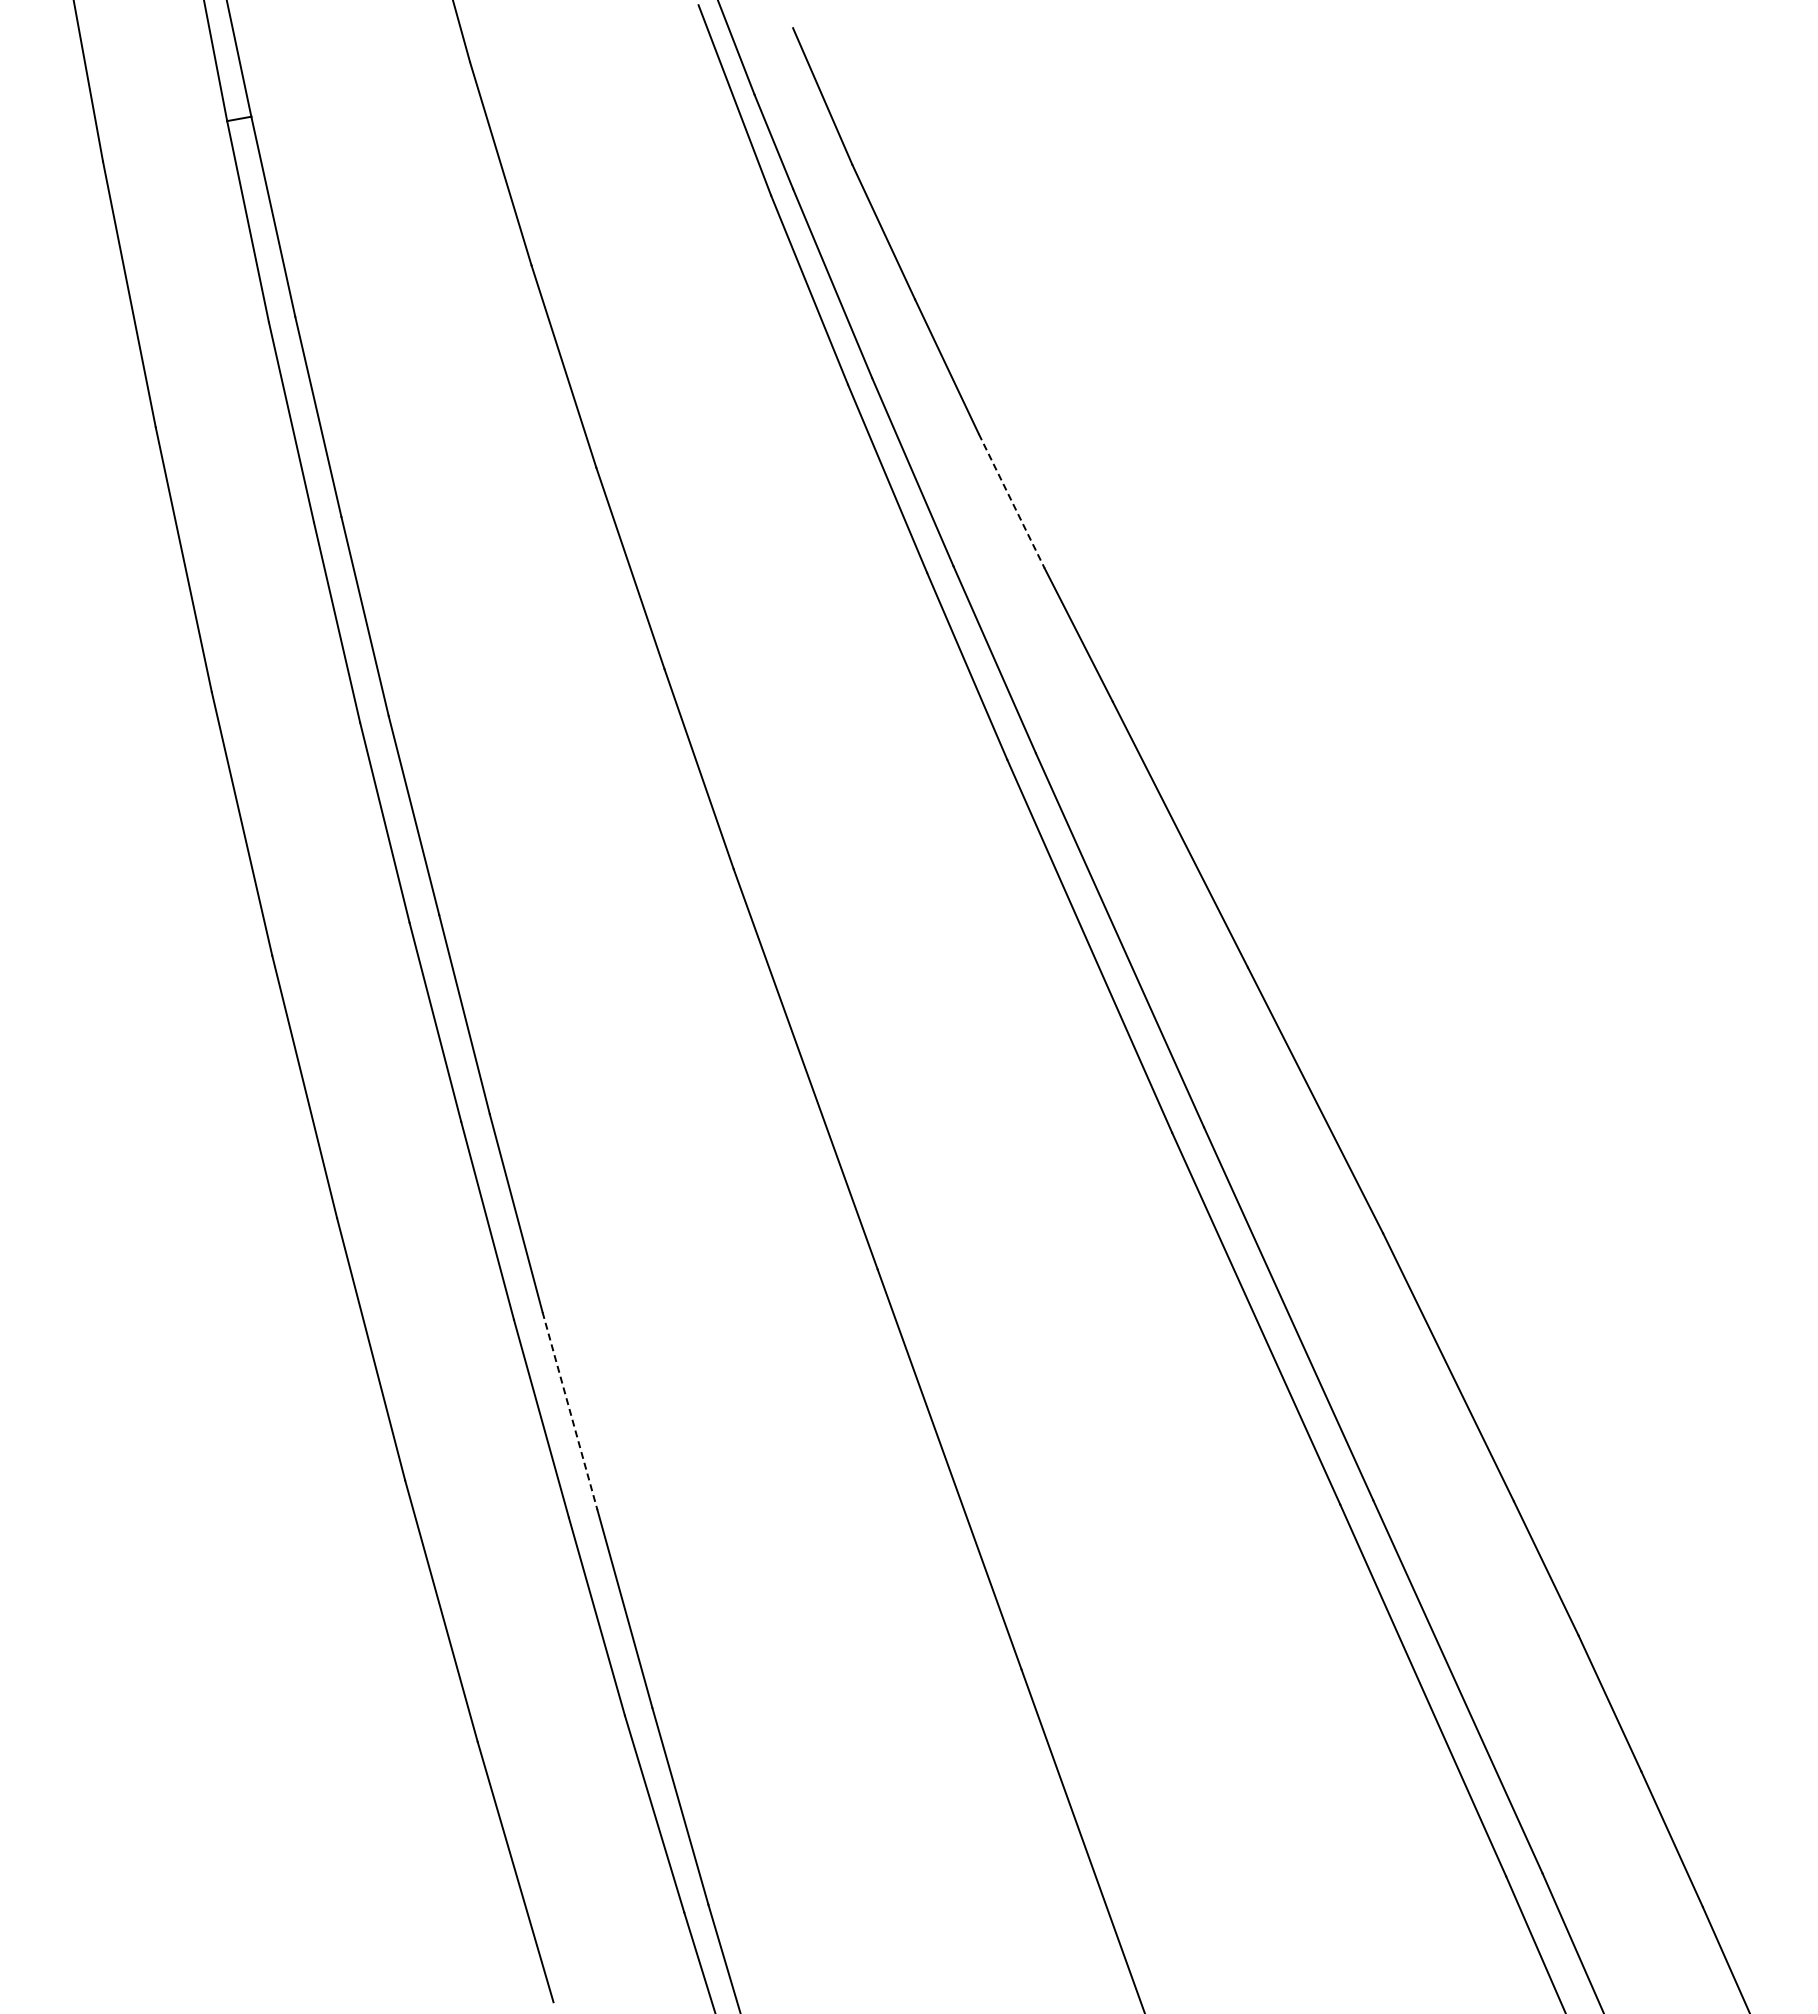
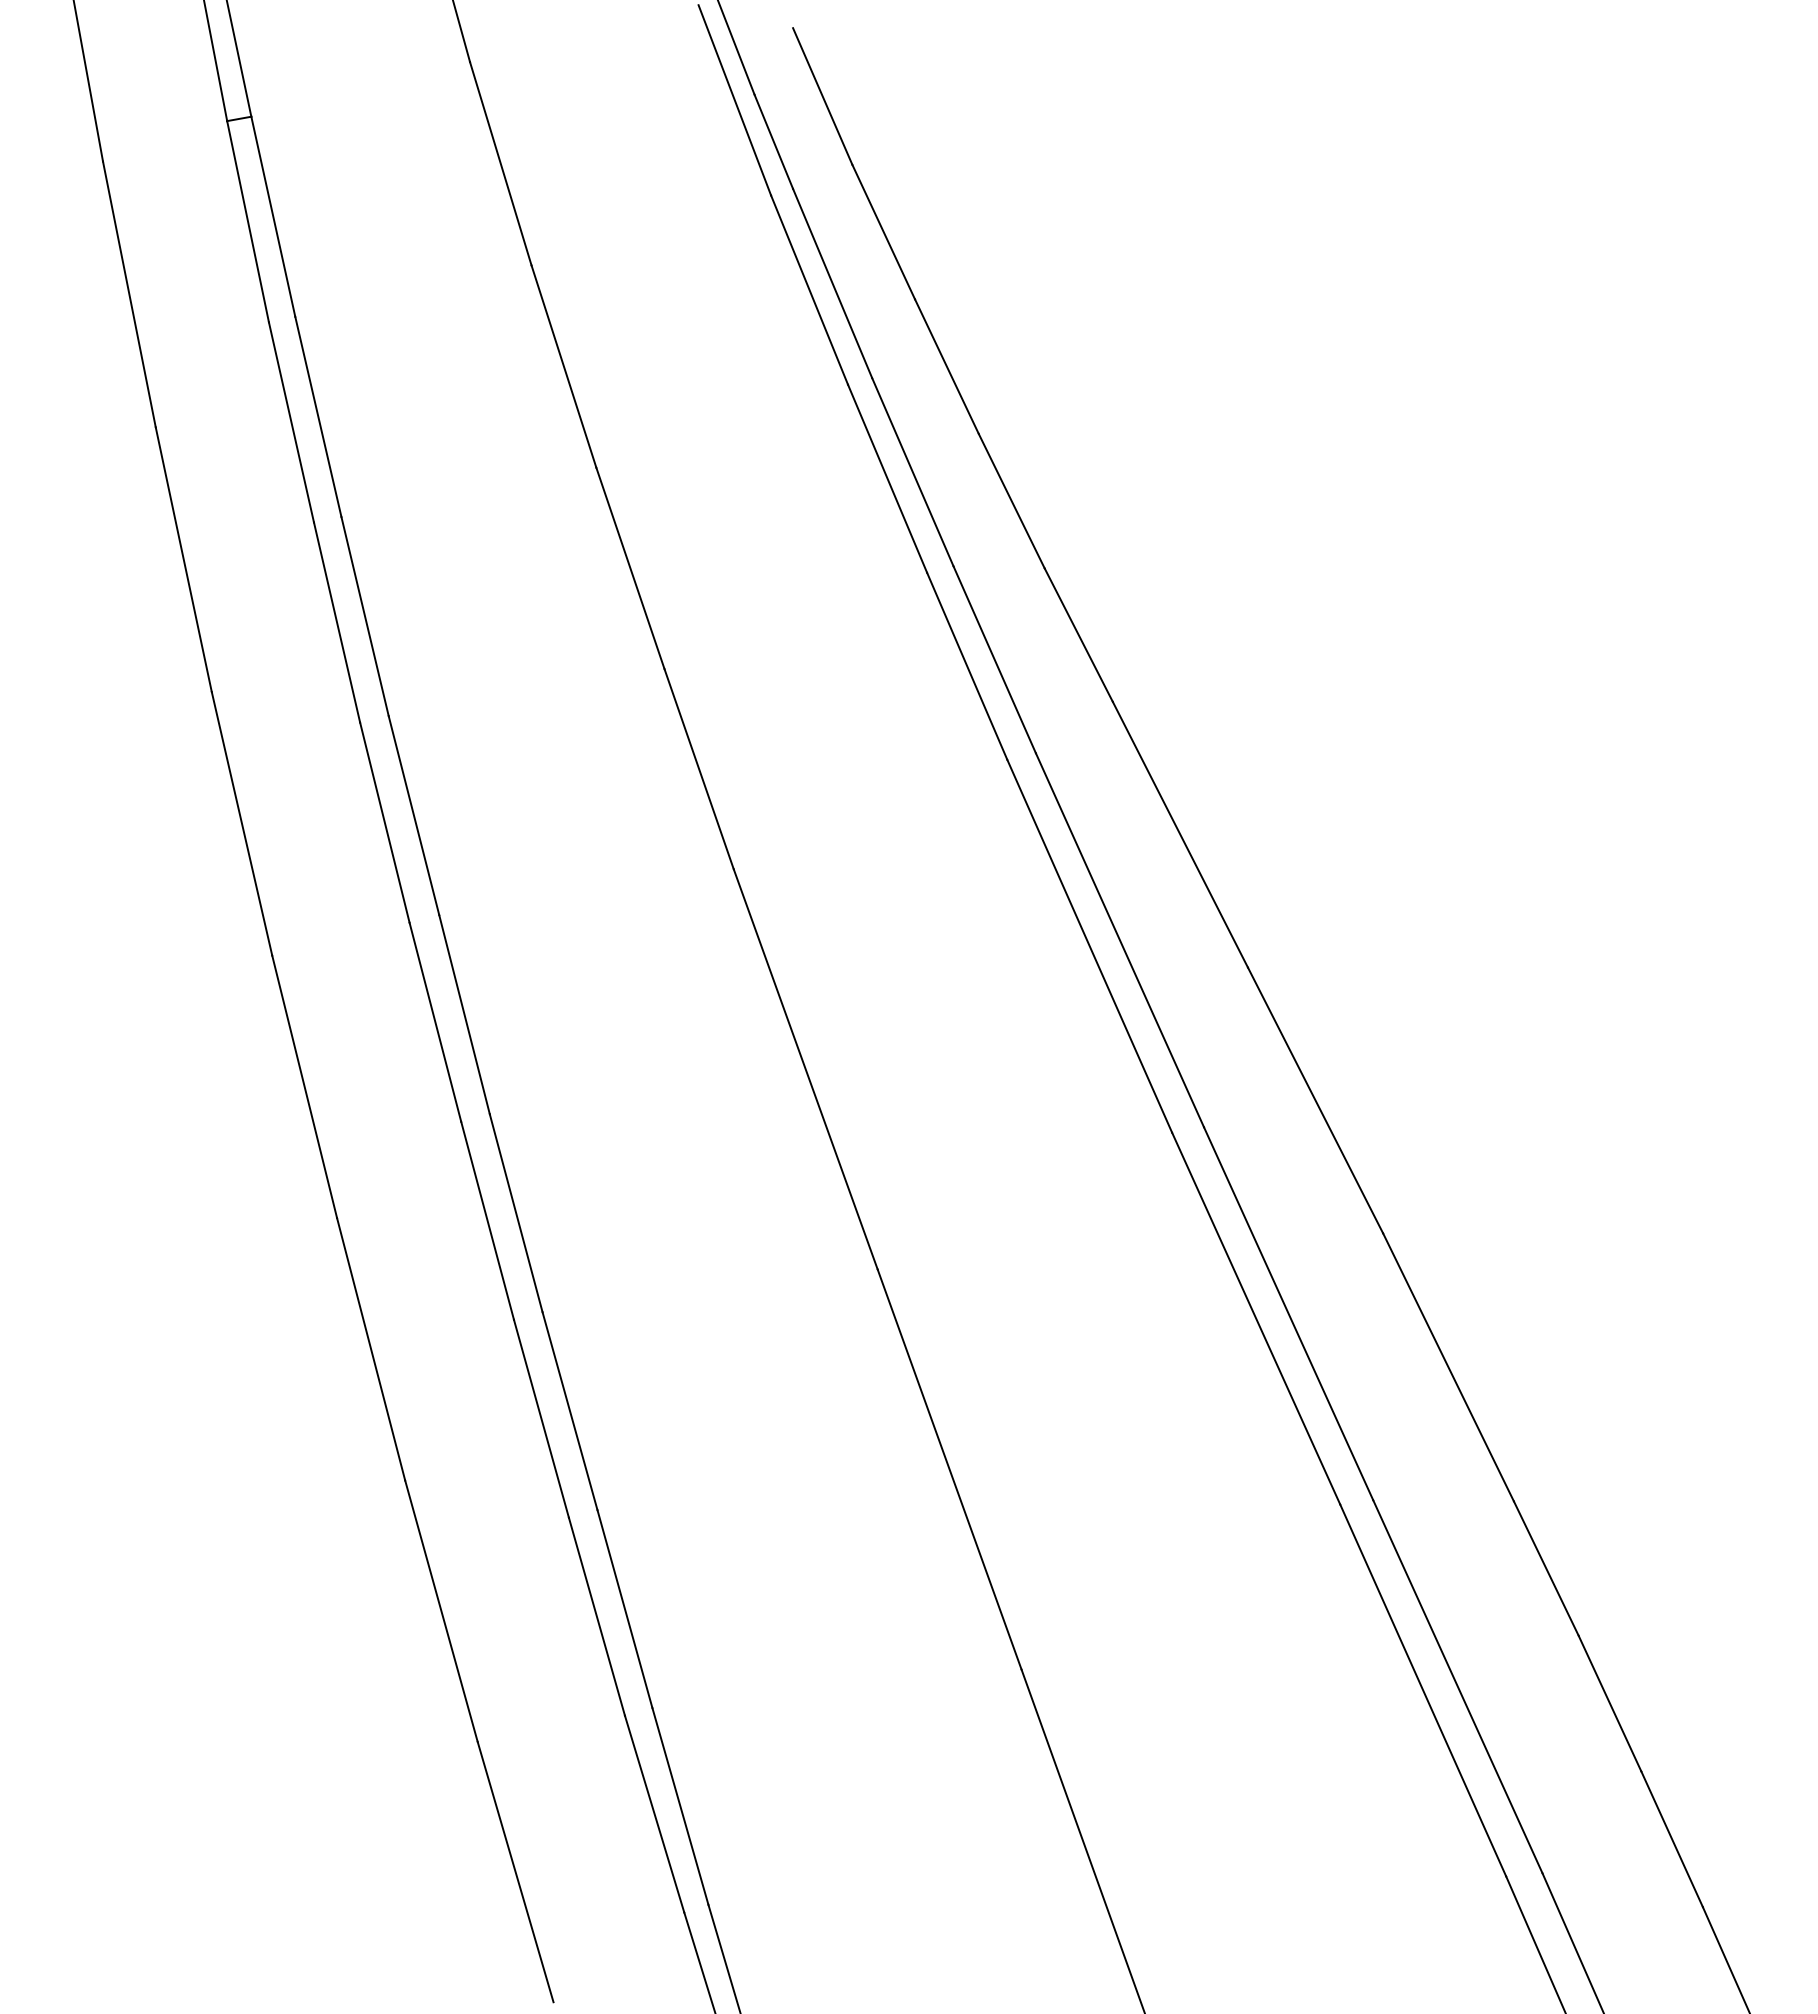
line: dashed -> solid (1011, 501)
line: dashed -> solid (570, 1411)
